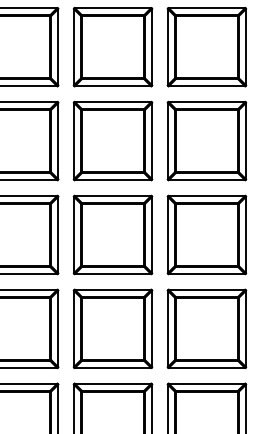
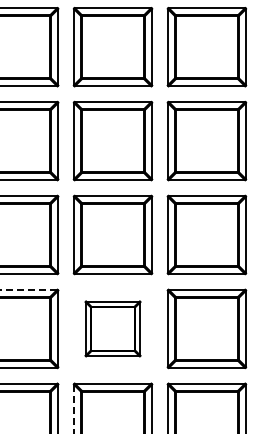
line: solid -> dashed (28, 289)
part size: 82x82 px -> 58x58 px (112, 328)
line: solid -> dashed (73, 409)
